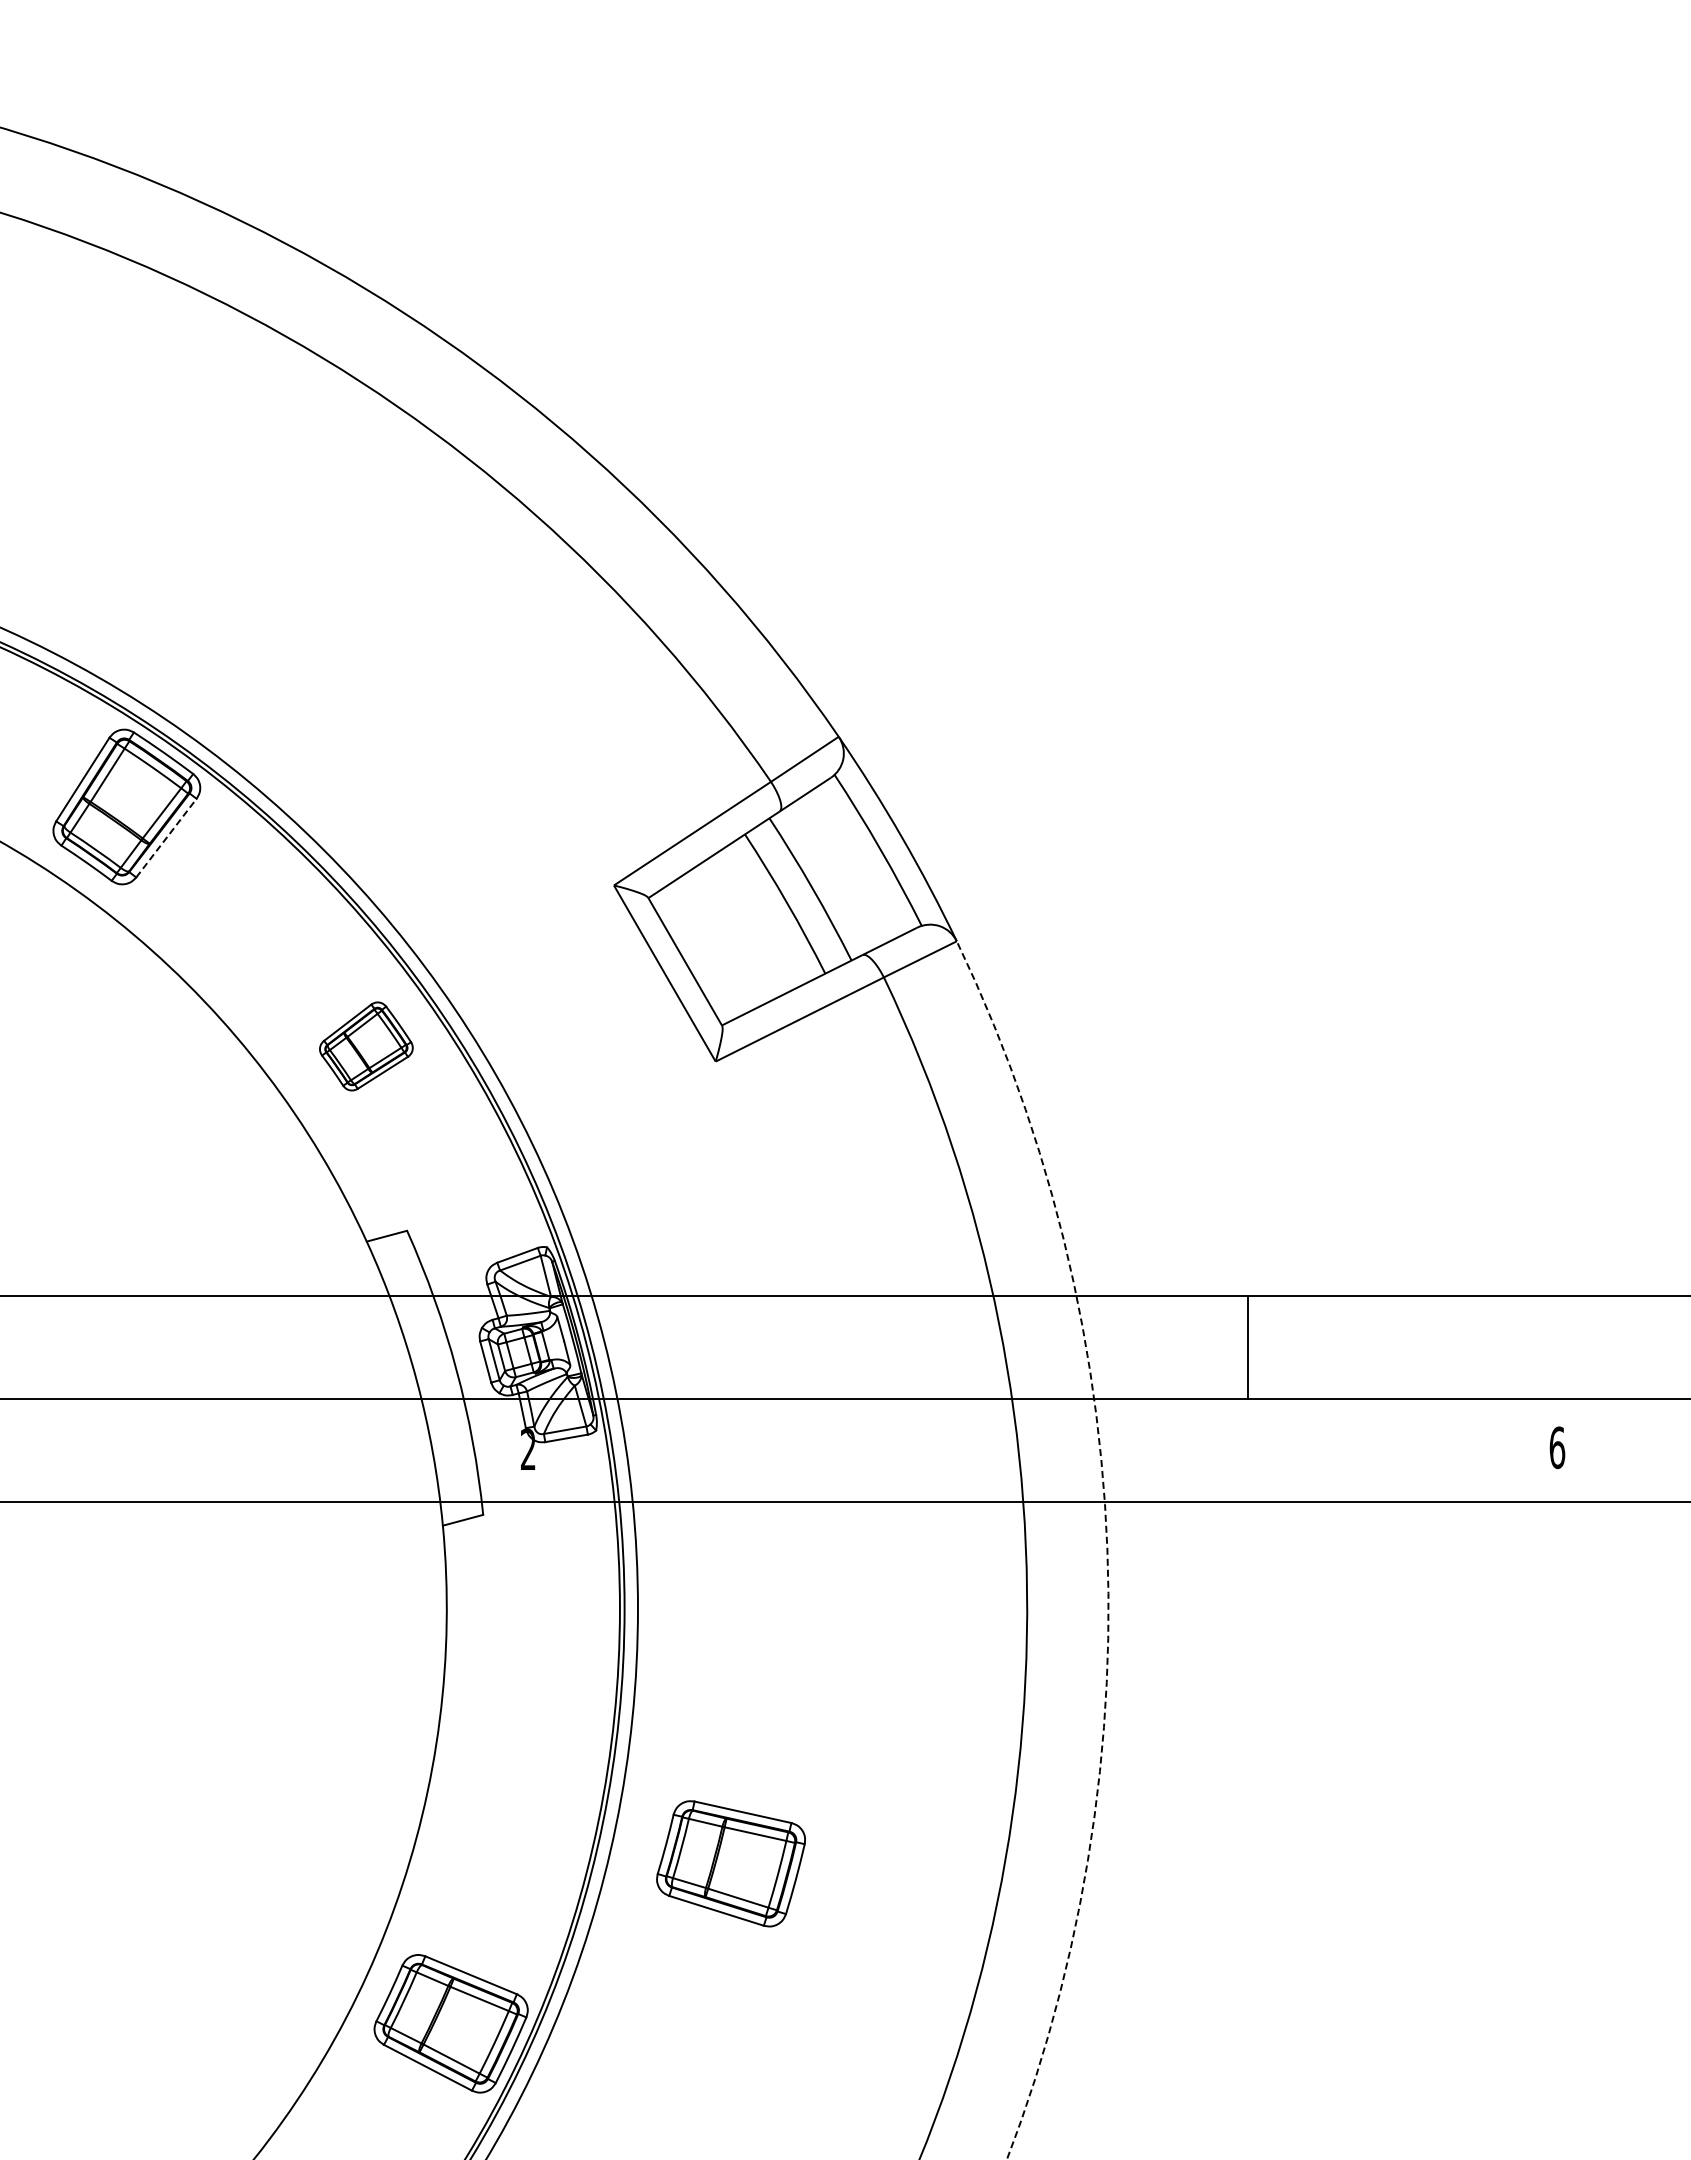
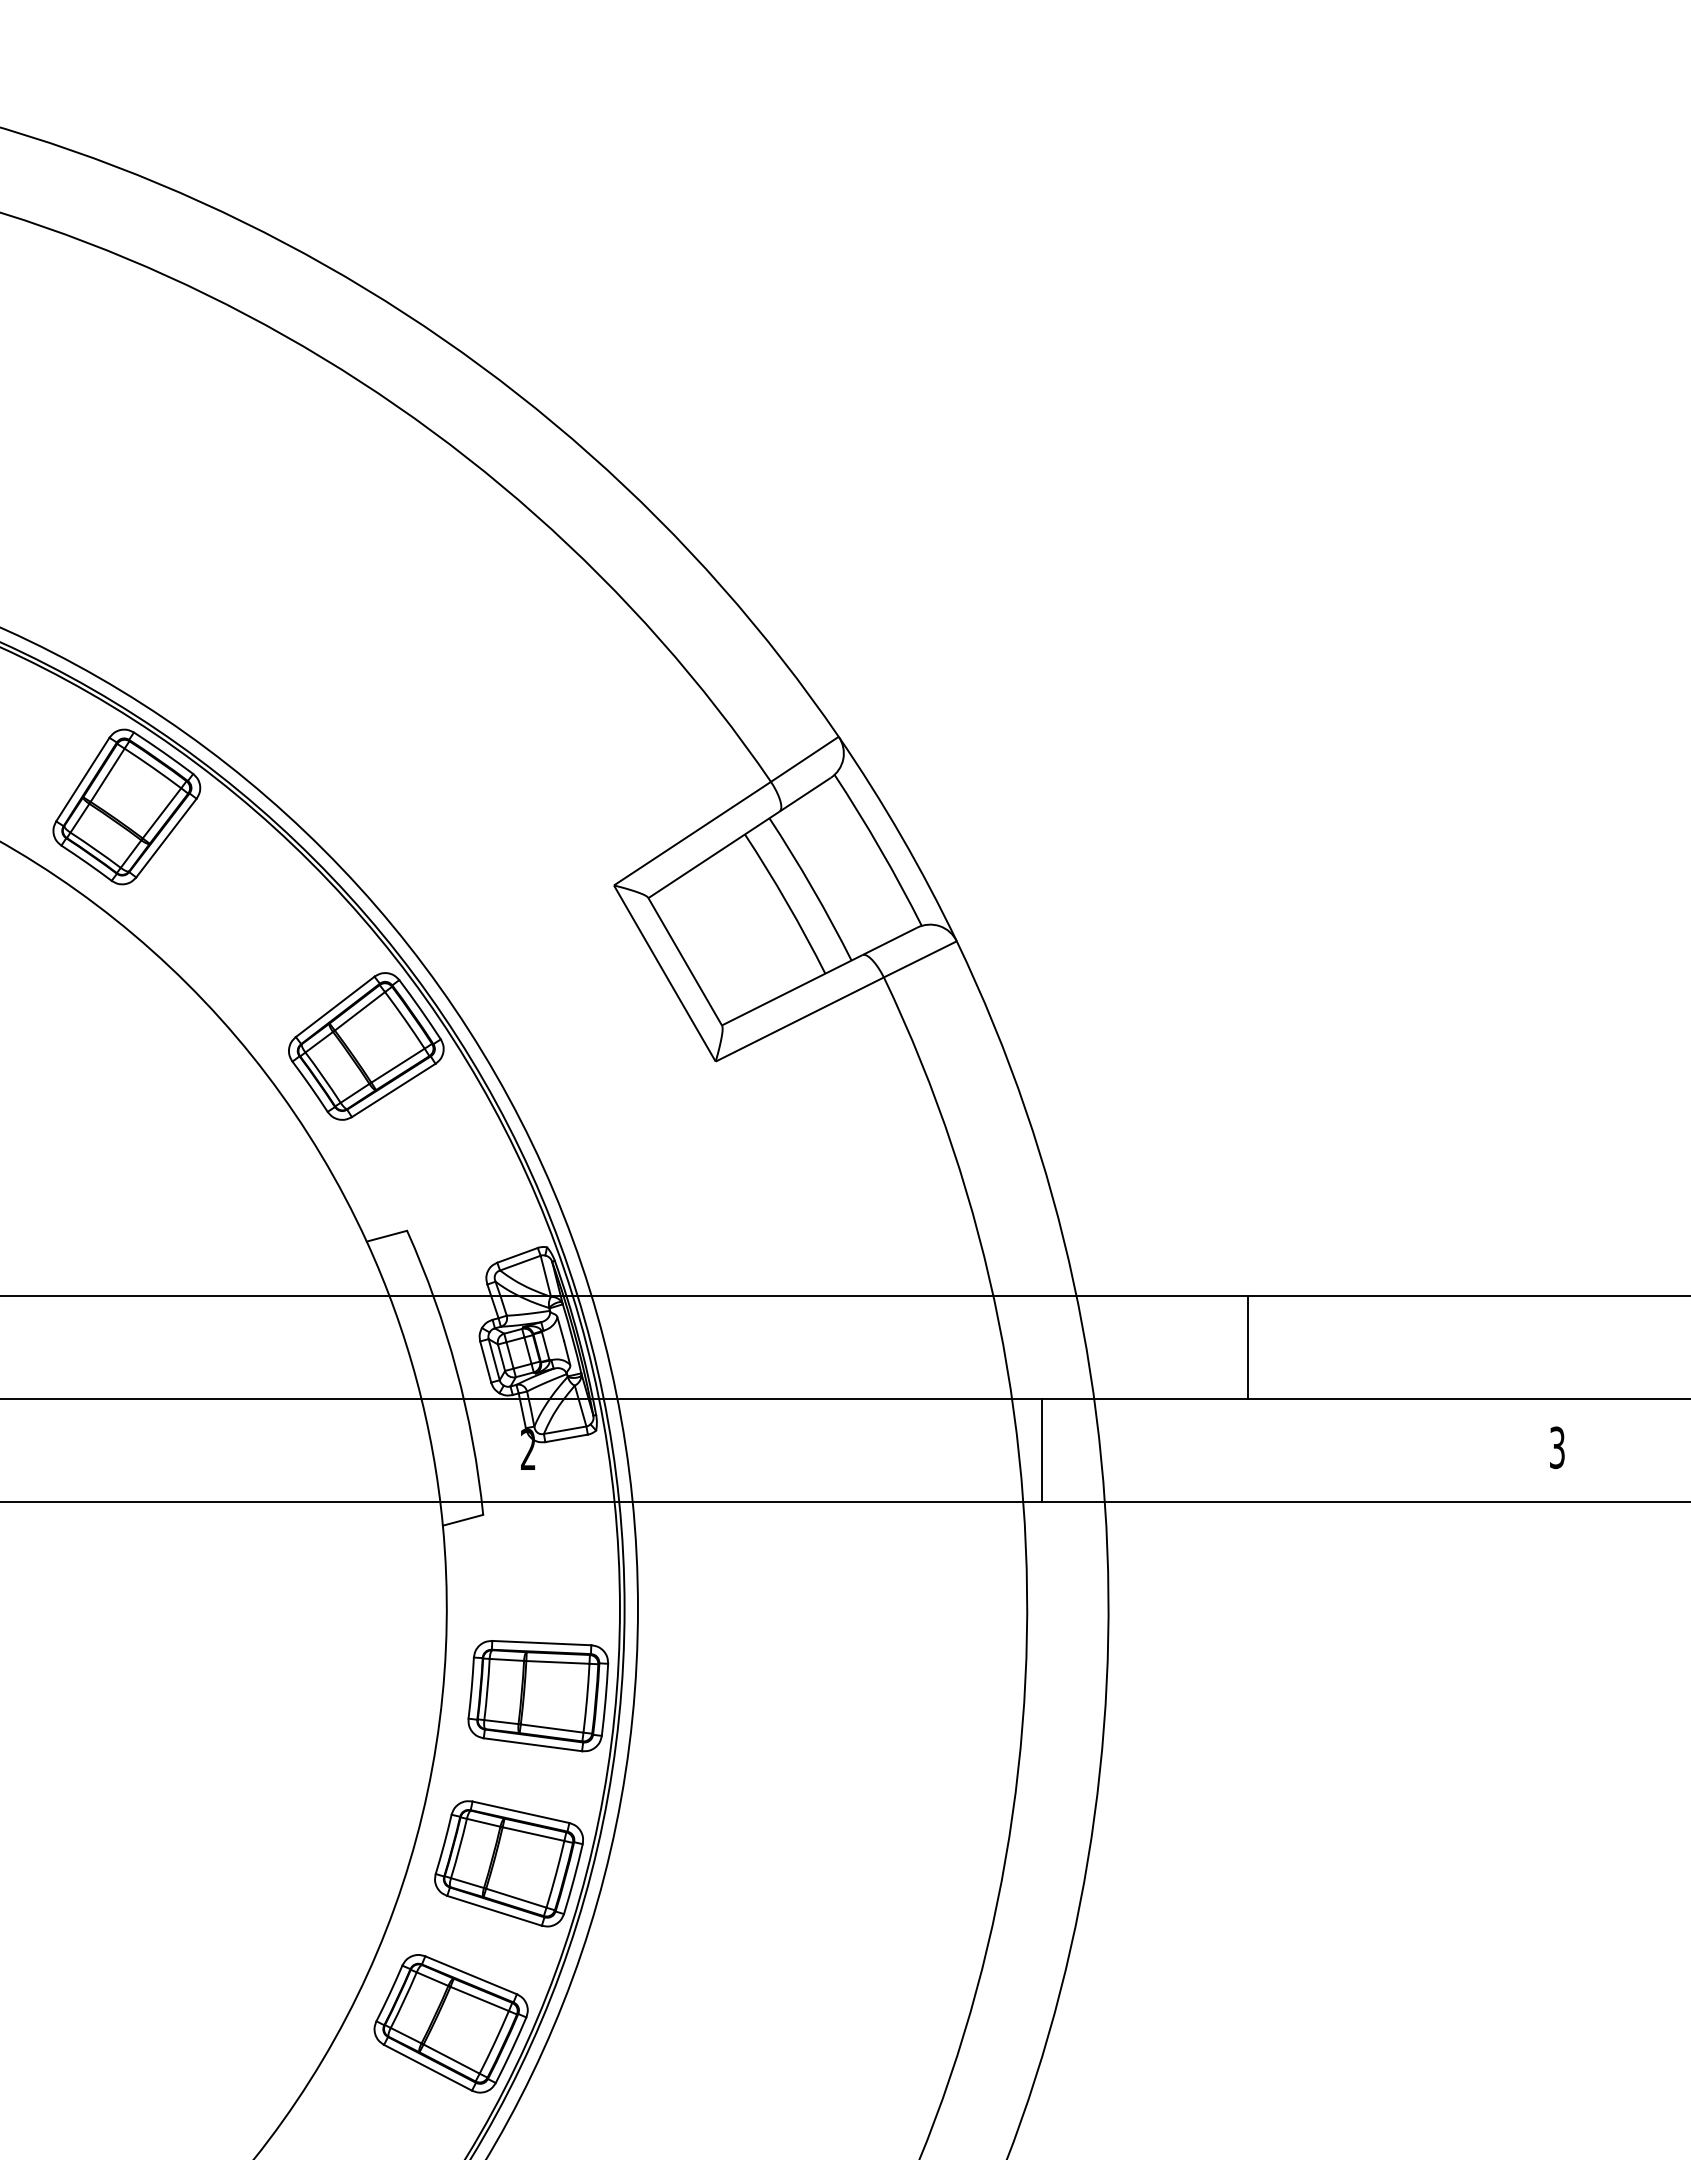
line: dashed -> solid (166, 838)
part size: 95x91 px -> 157x149 px (366, 1046)
text: 6 -> 3 (1557, 1447)
line: none -> present (1042, 1450)
arc: dashed -> solid (1107, 1547)
part: none -> present (538, 1696)
part position: (730, 1863) -> (508, 1863) (508, 1863)
